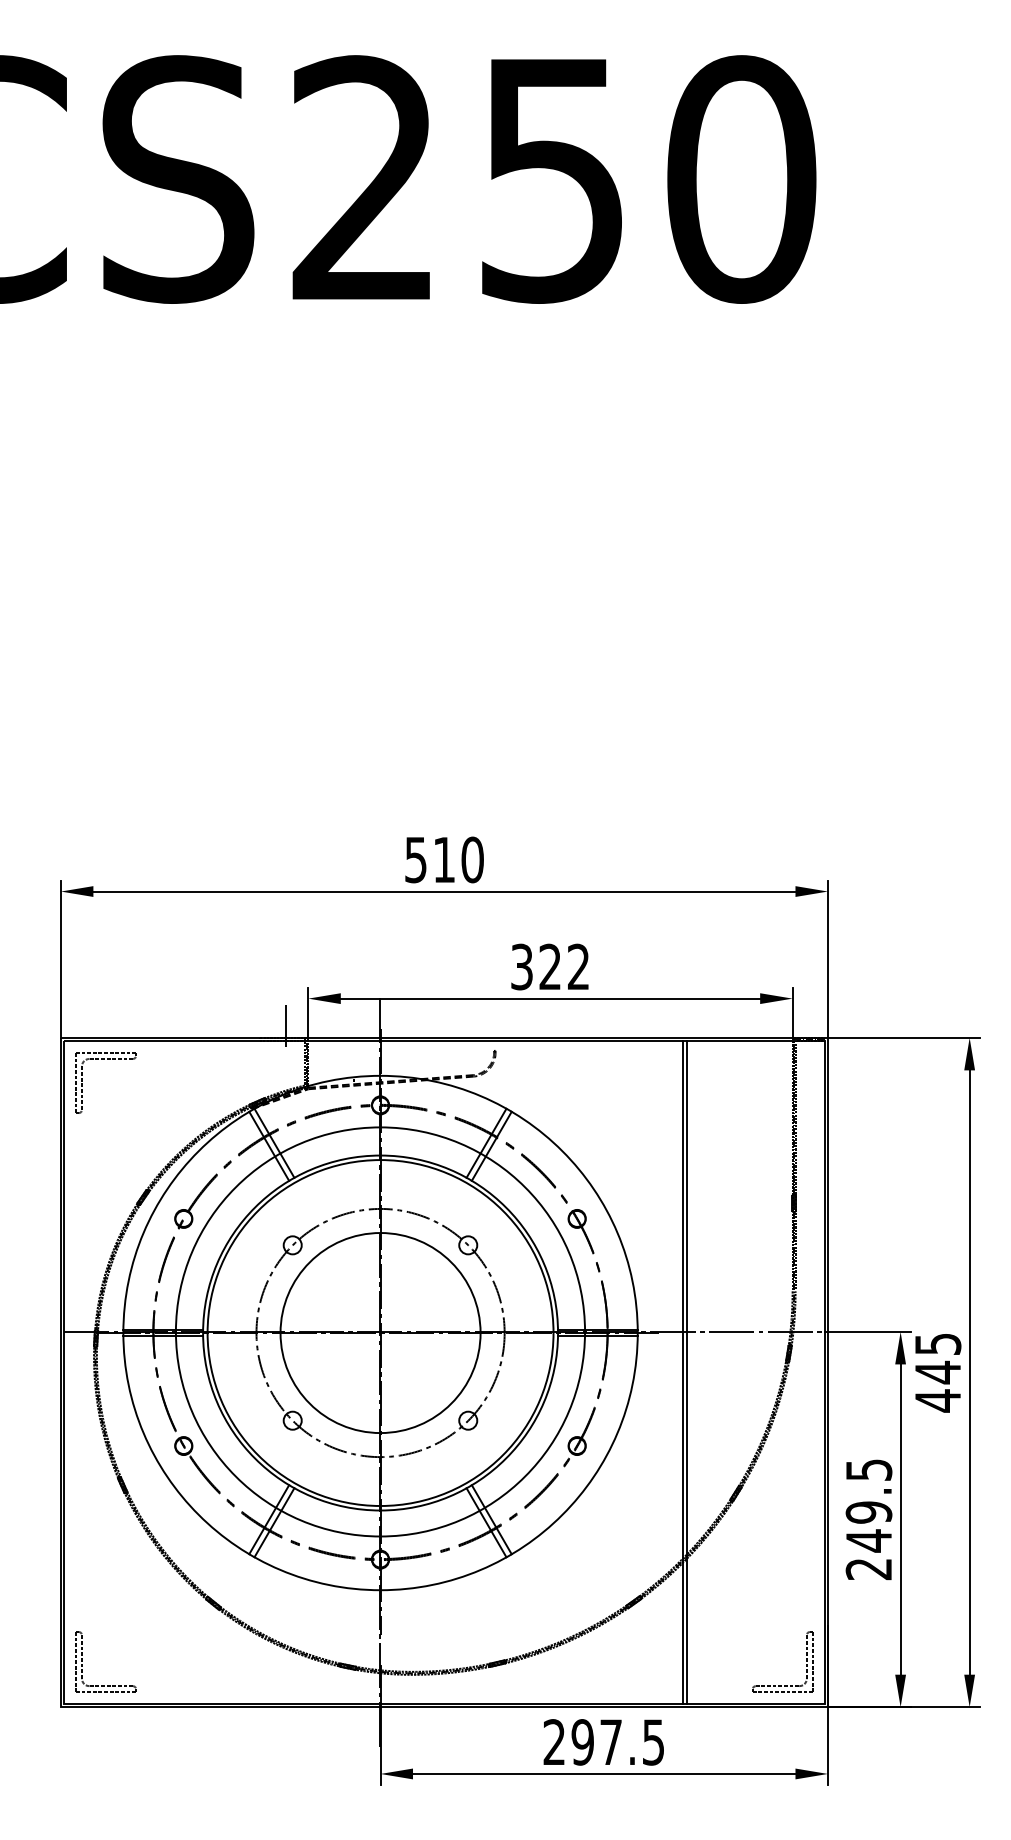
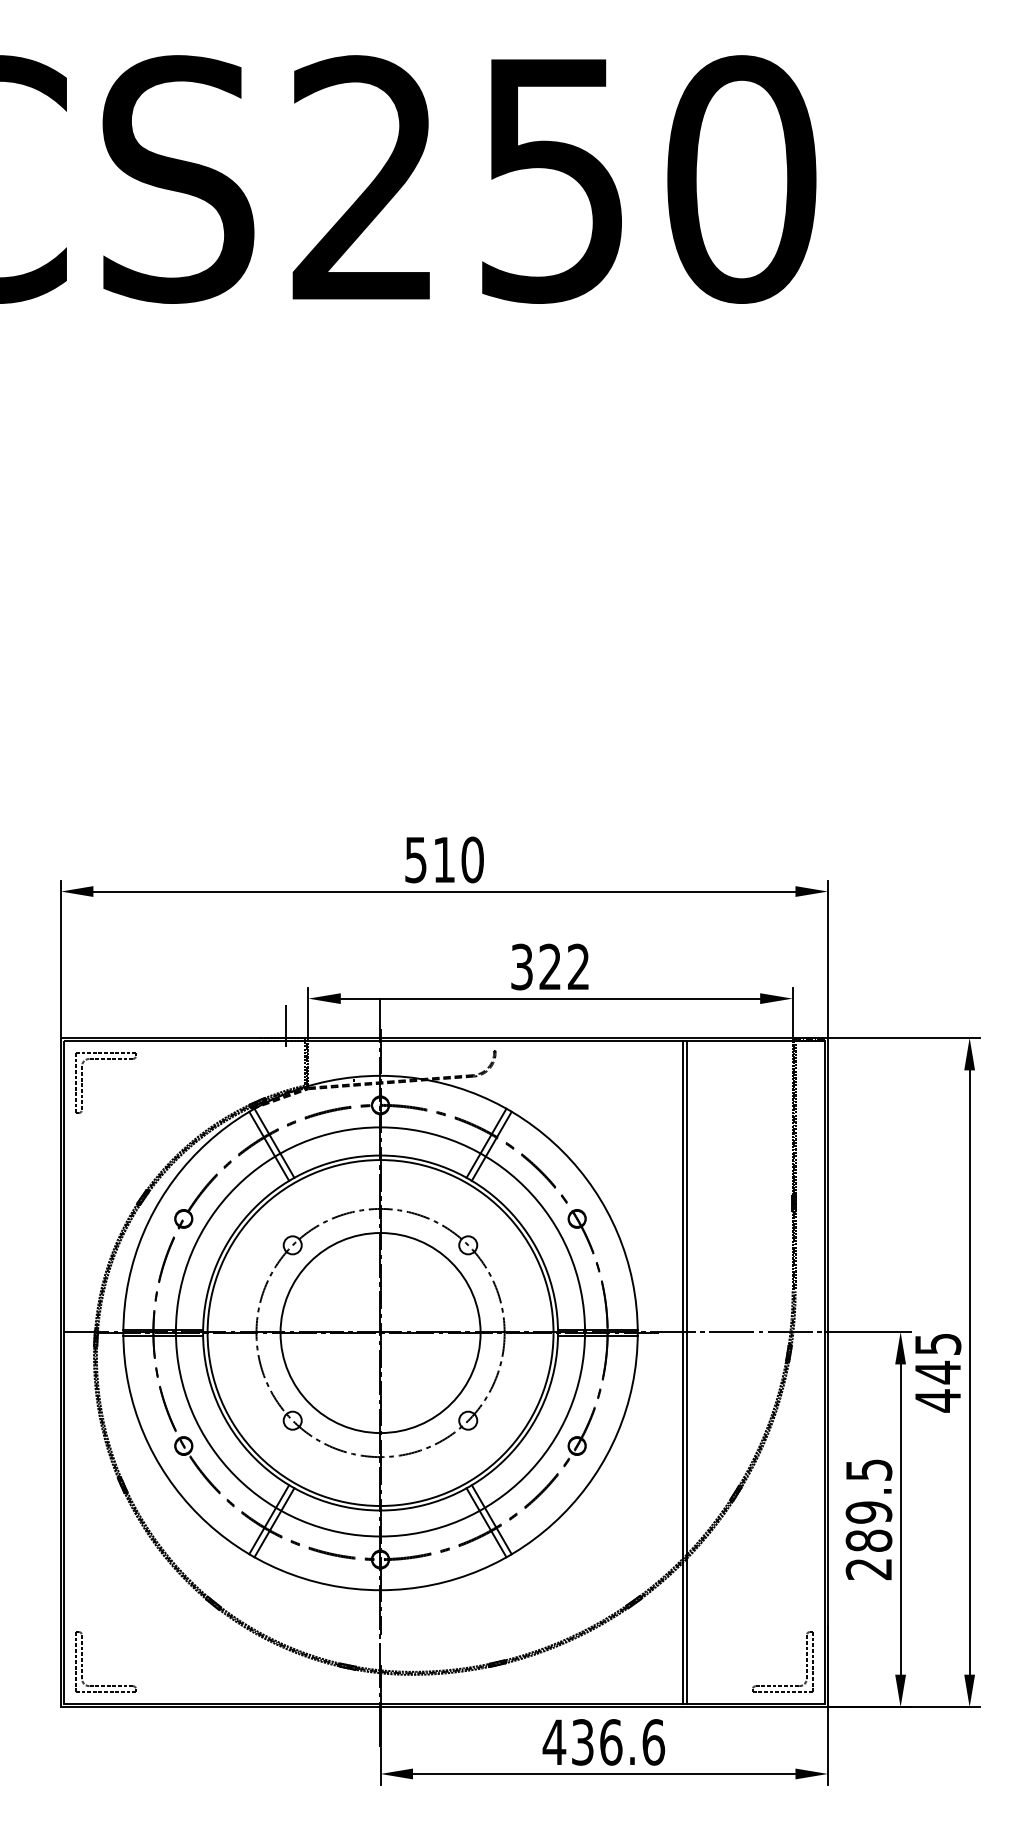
text: 249.5 -> 289.5 (868, 1540)
text: 297.5 -> 436.6 (603, 1742)
